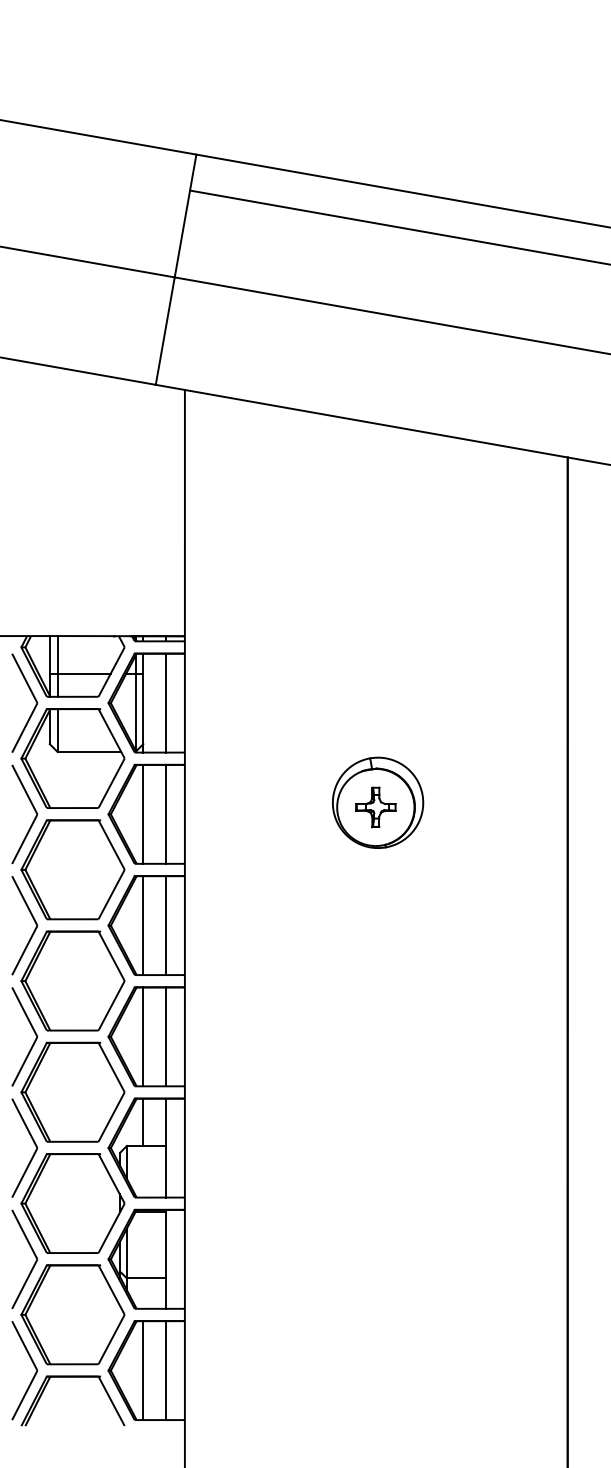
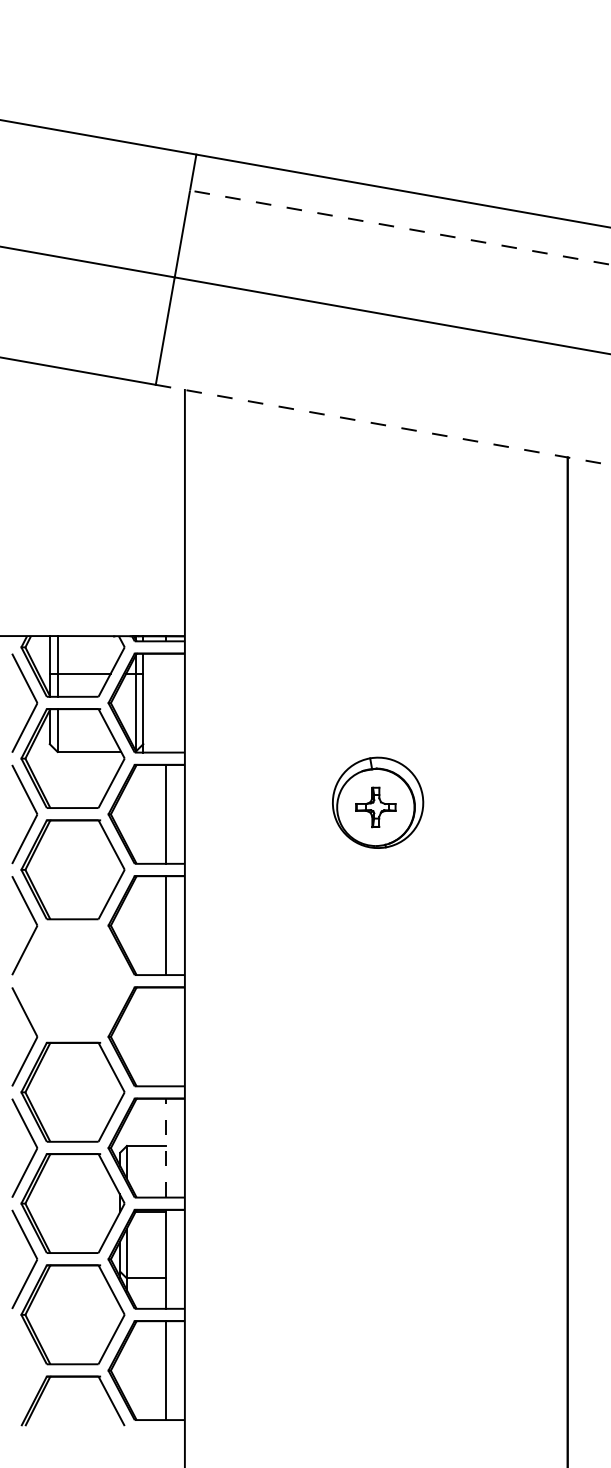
line: solid -> dashed (399, 227)
line: solid -> dashed (383, 424)
line: present -> none (165, 702)
line: present -> none (143, 813)
line: present -> none (143, 925)
part: present -> none (72, 980)
line: present -> none (143, 1036)
line: present -> none (165, 1036)
line: present -> none (143, 1121)
line: solid -> dashed (165, 1147)
part: present -> none (33, 1365)
line: present -> none (143, 1370)
